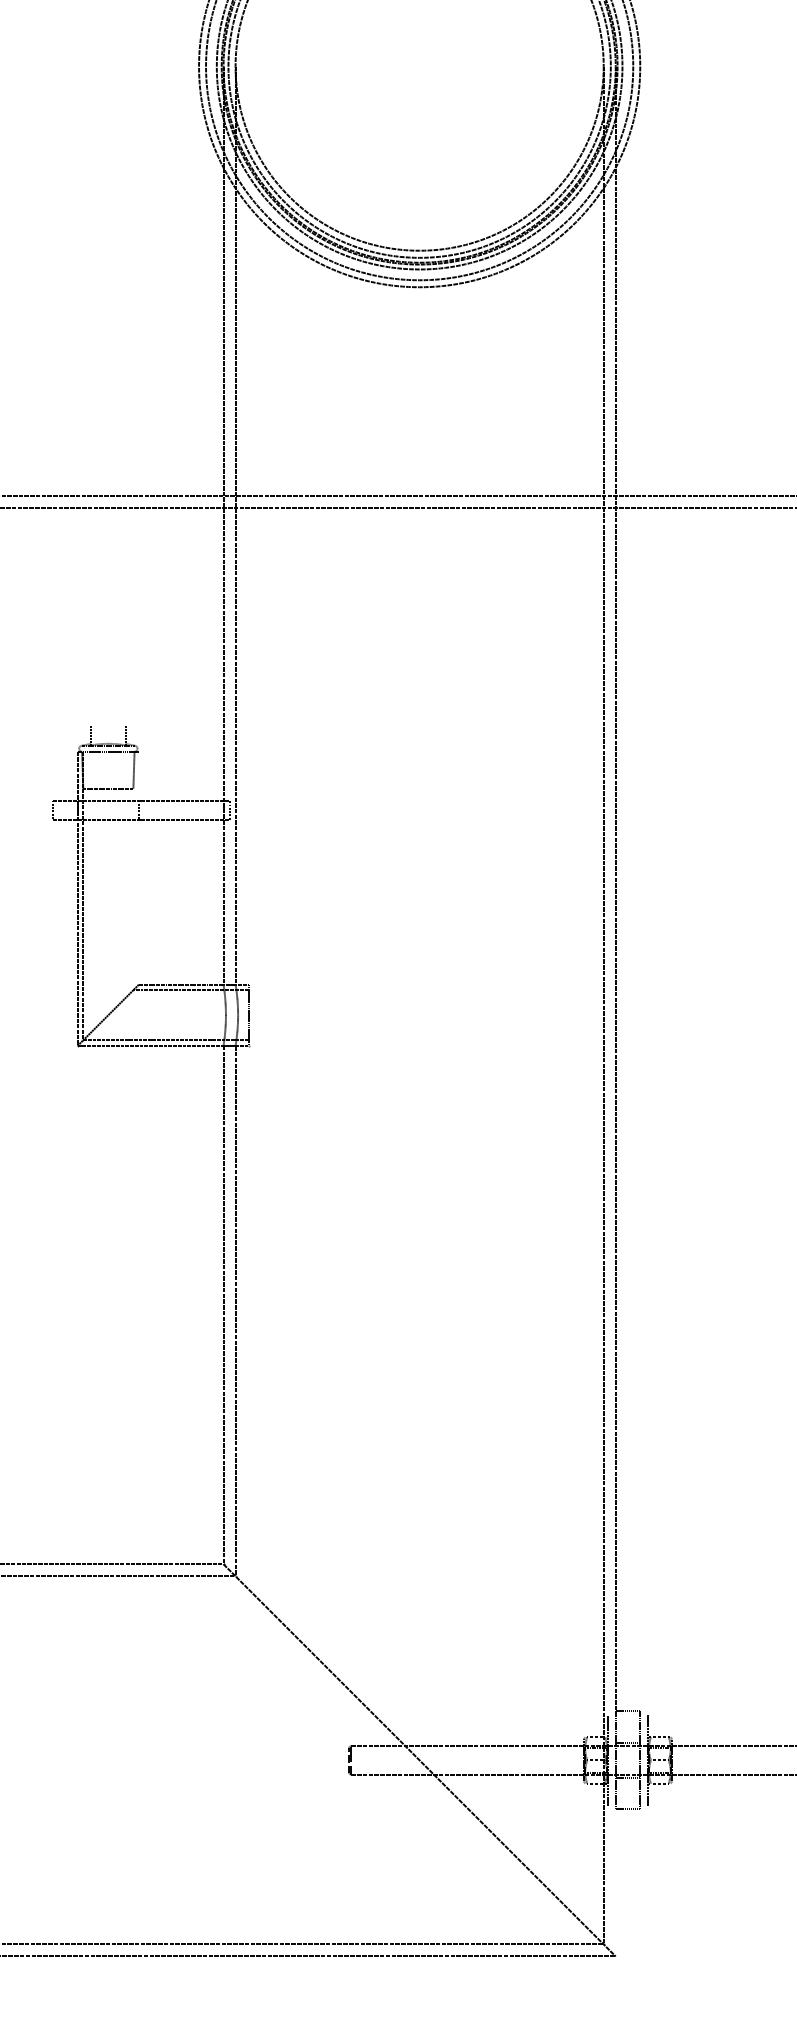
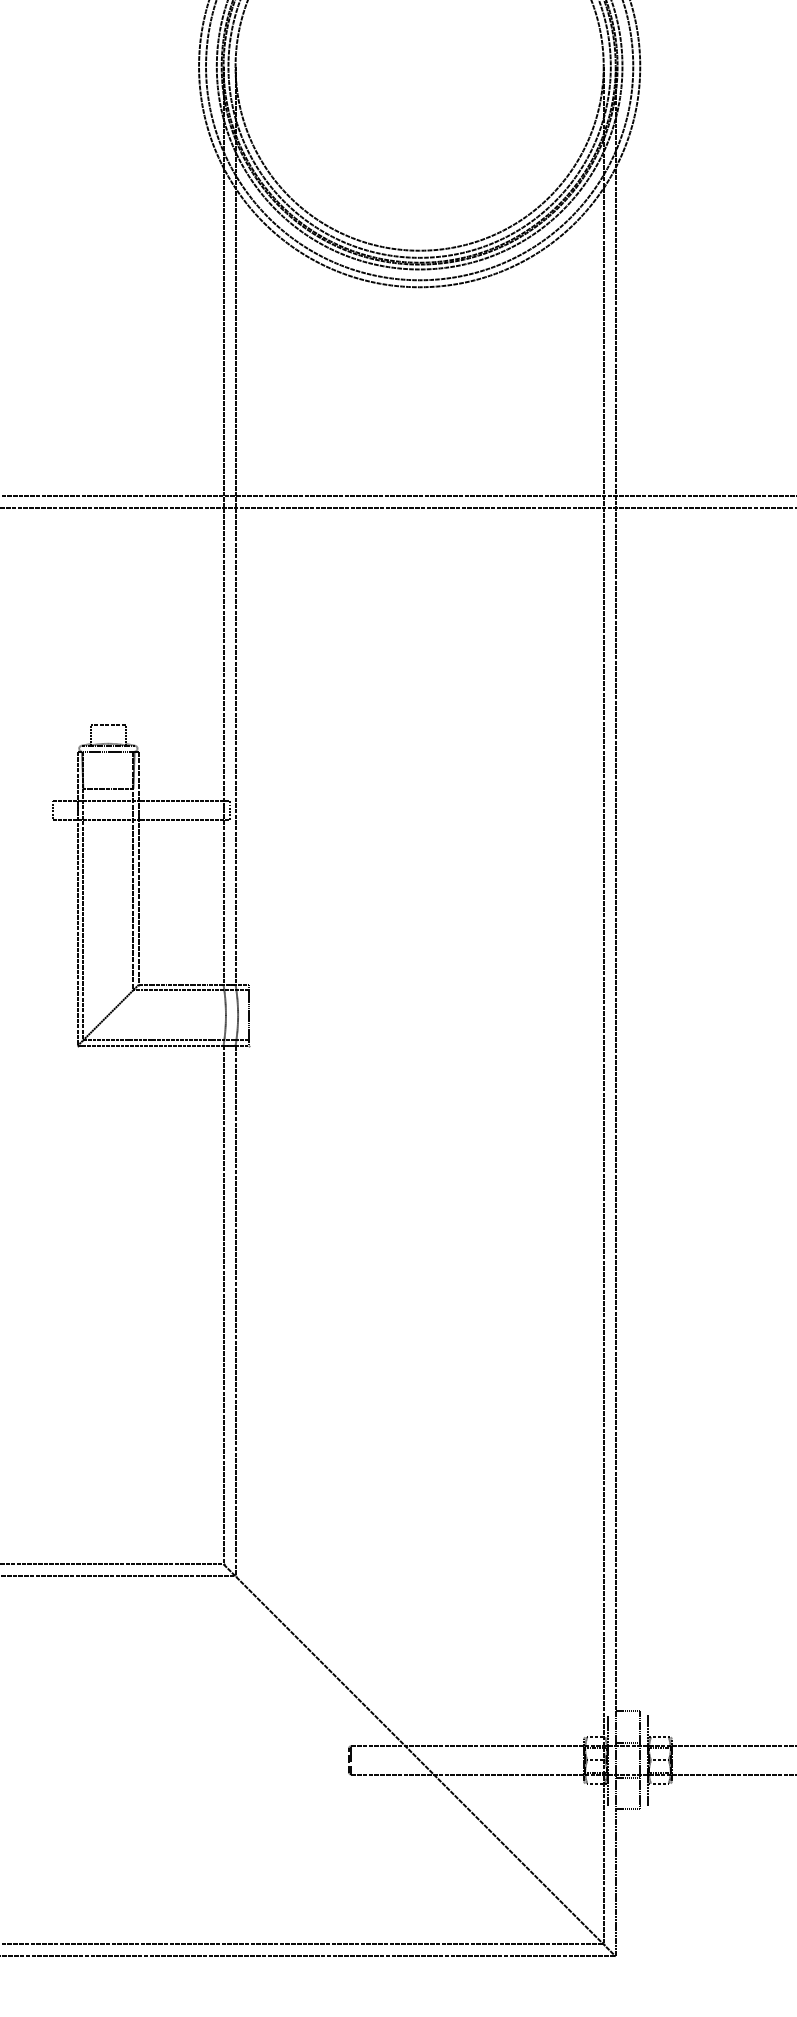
line: none -> present (108, 724)
line: none -> present (138, 867)
line: none -> present (133, 870)
line: none -> present (615, 1882)
